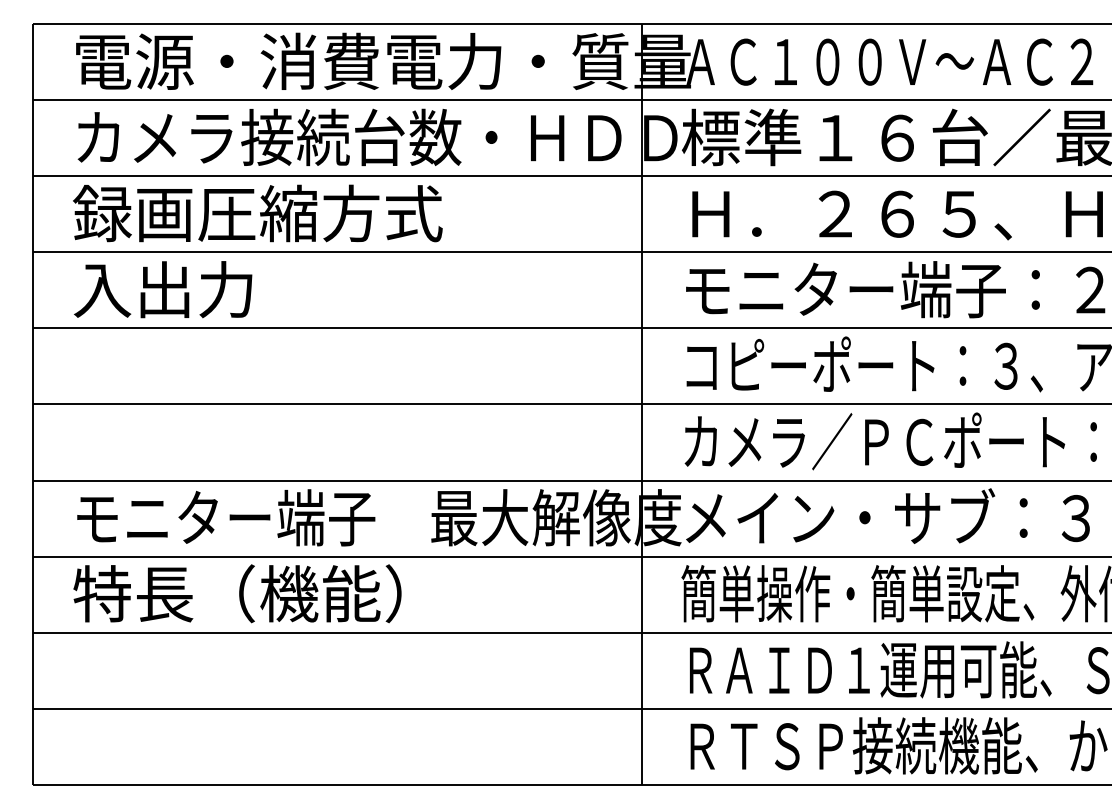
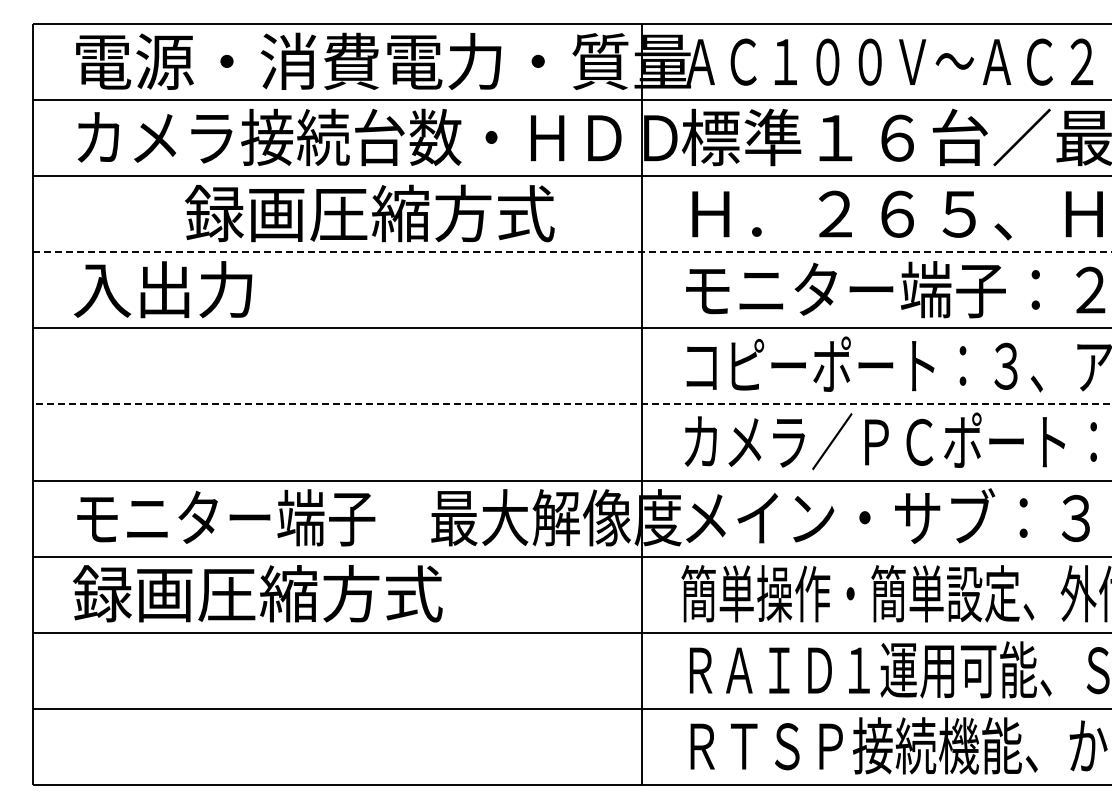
text position: (257, 213) -> (369, 213) (369, 213)
line: solid -> dashed (573, 252)
line: solid -> dashed (572, 404)
text: 特長（機能） -> 録画圧縮方式 (257, 593)
